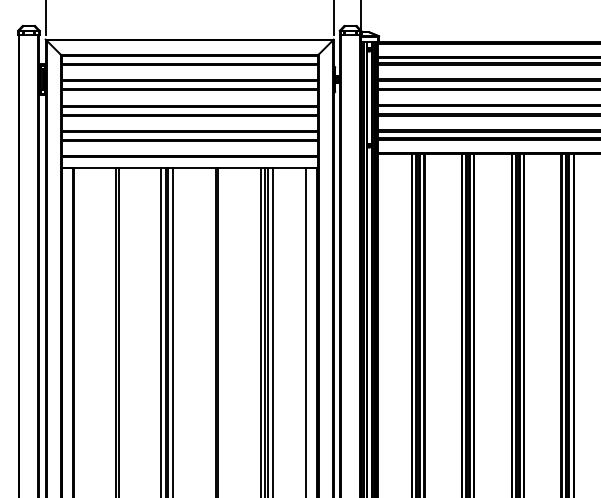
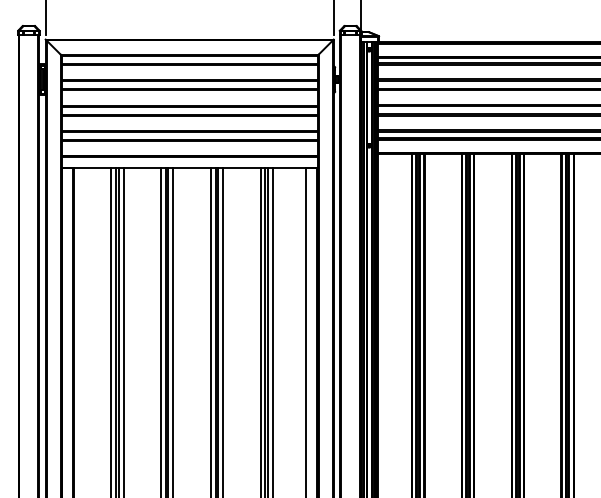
line: none -> present (111, 330)
line: none -> present (123, 330)
line: none -> present (210, 330)
line: none -> present (223, 330)
